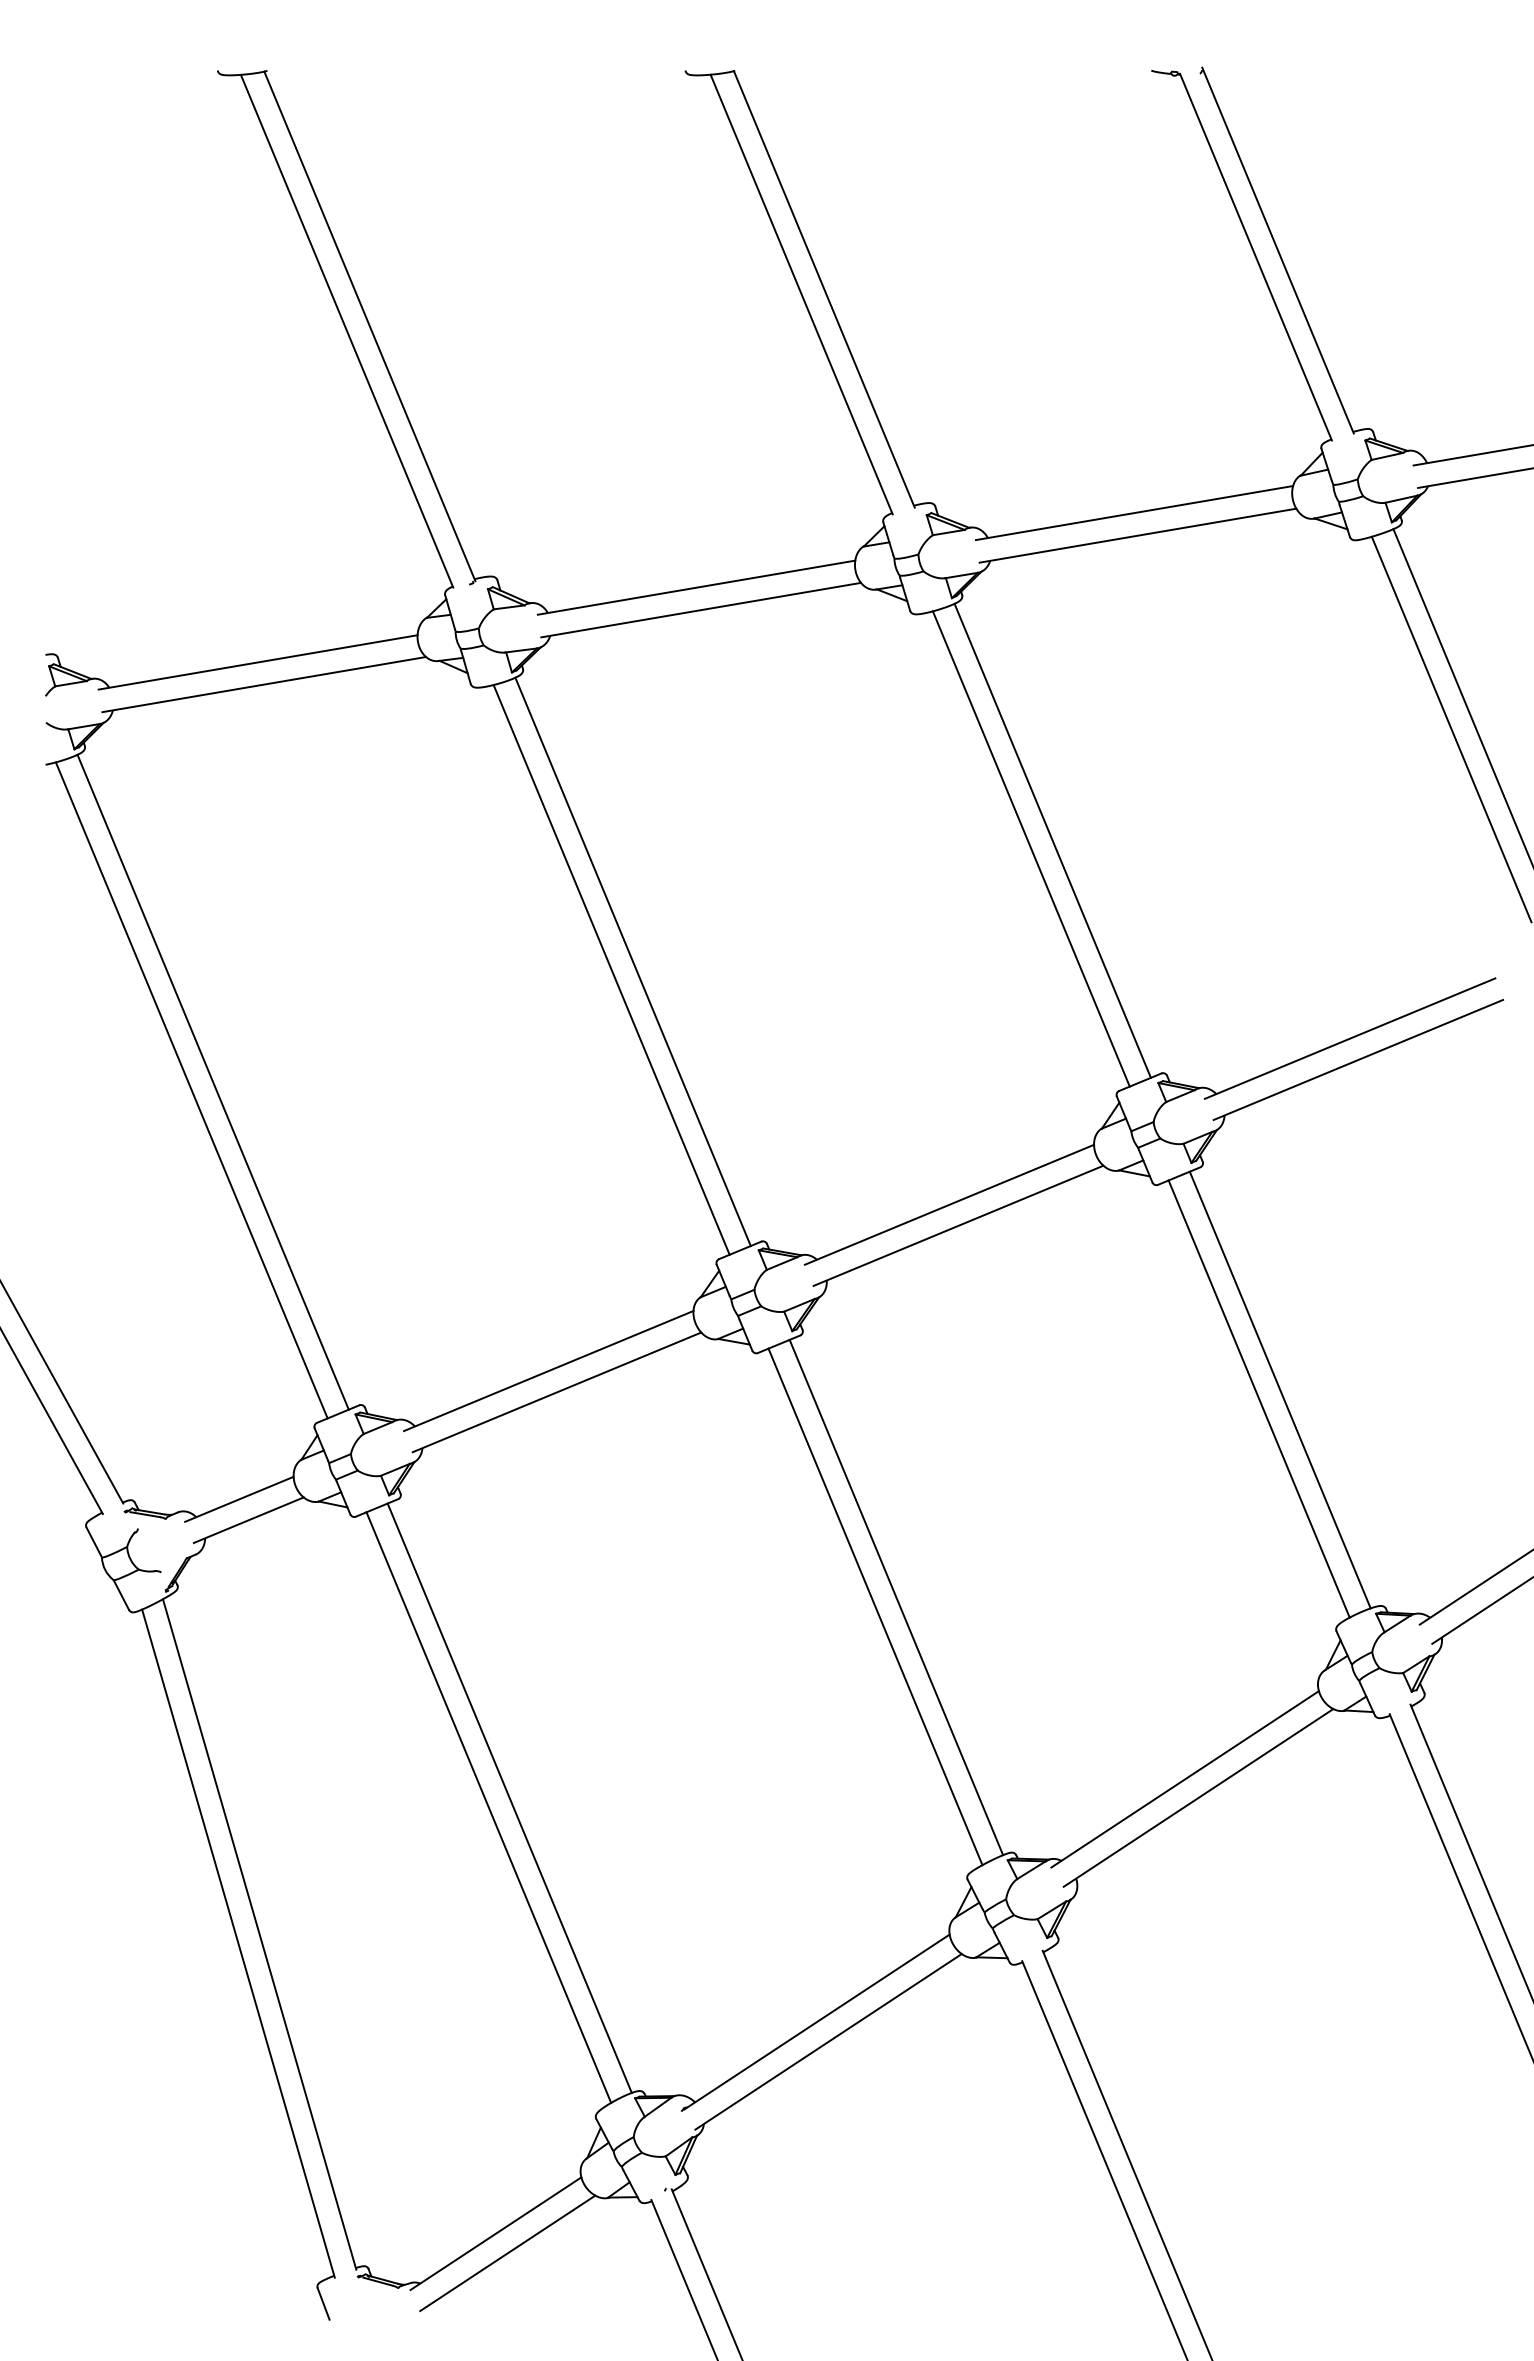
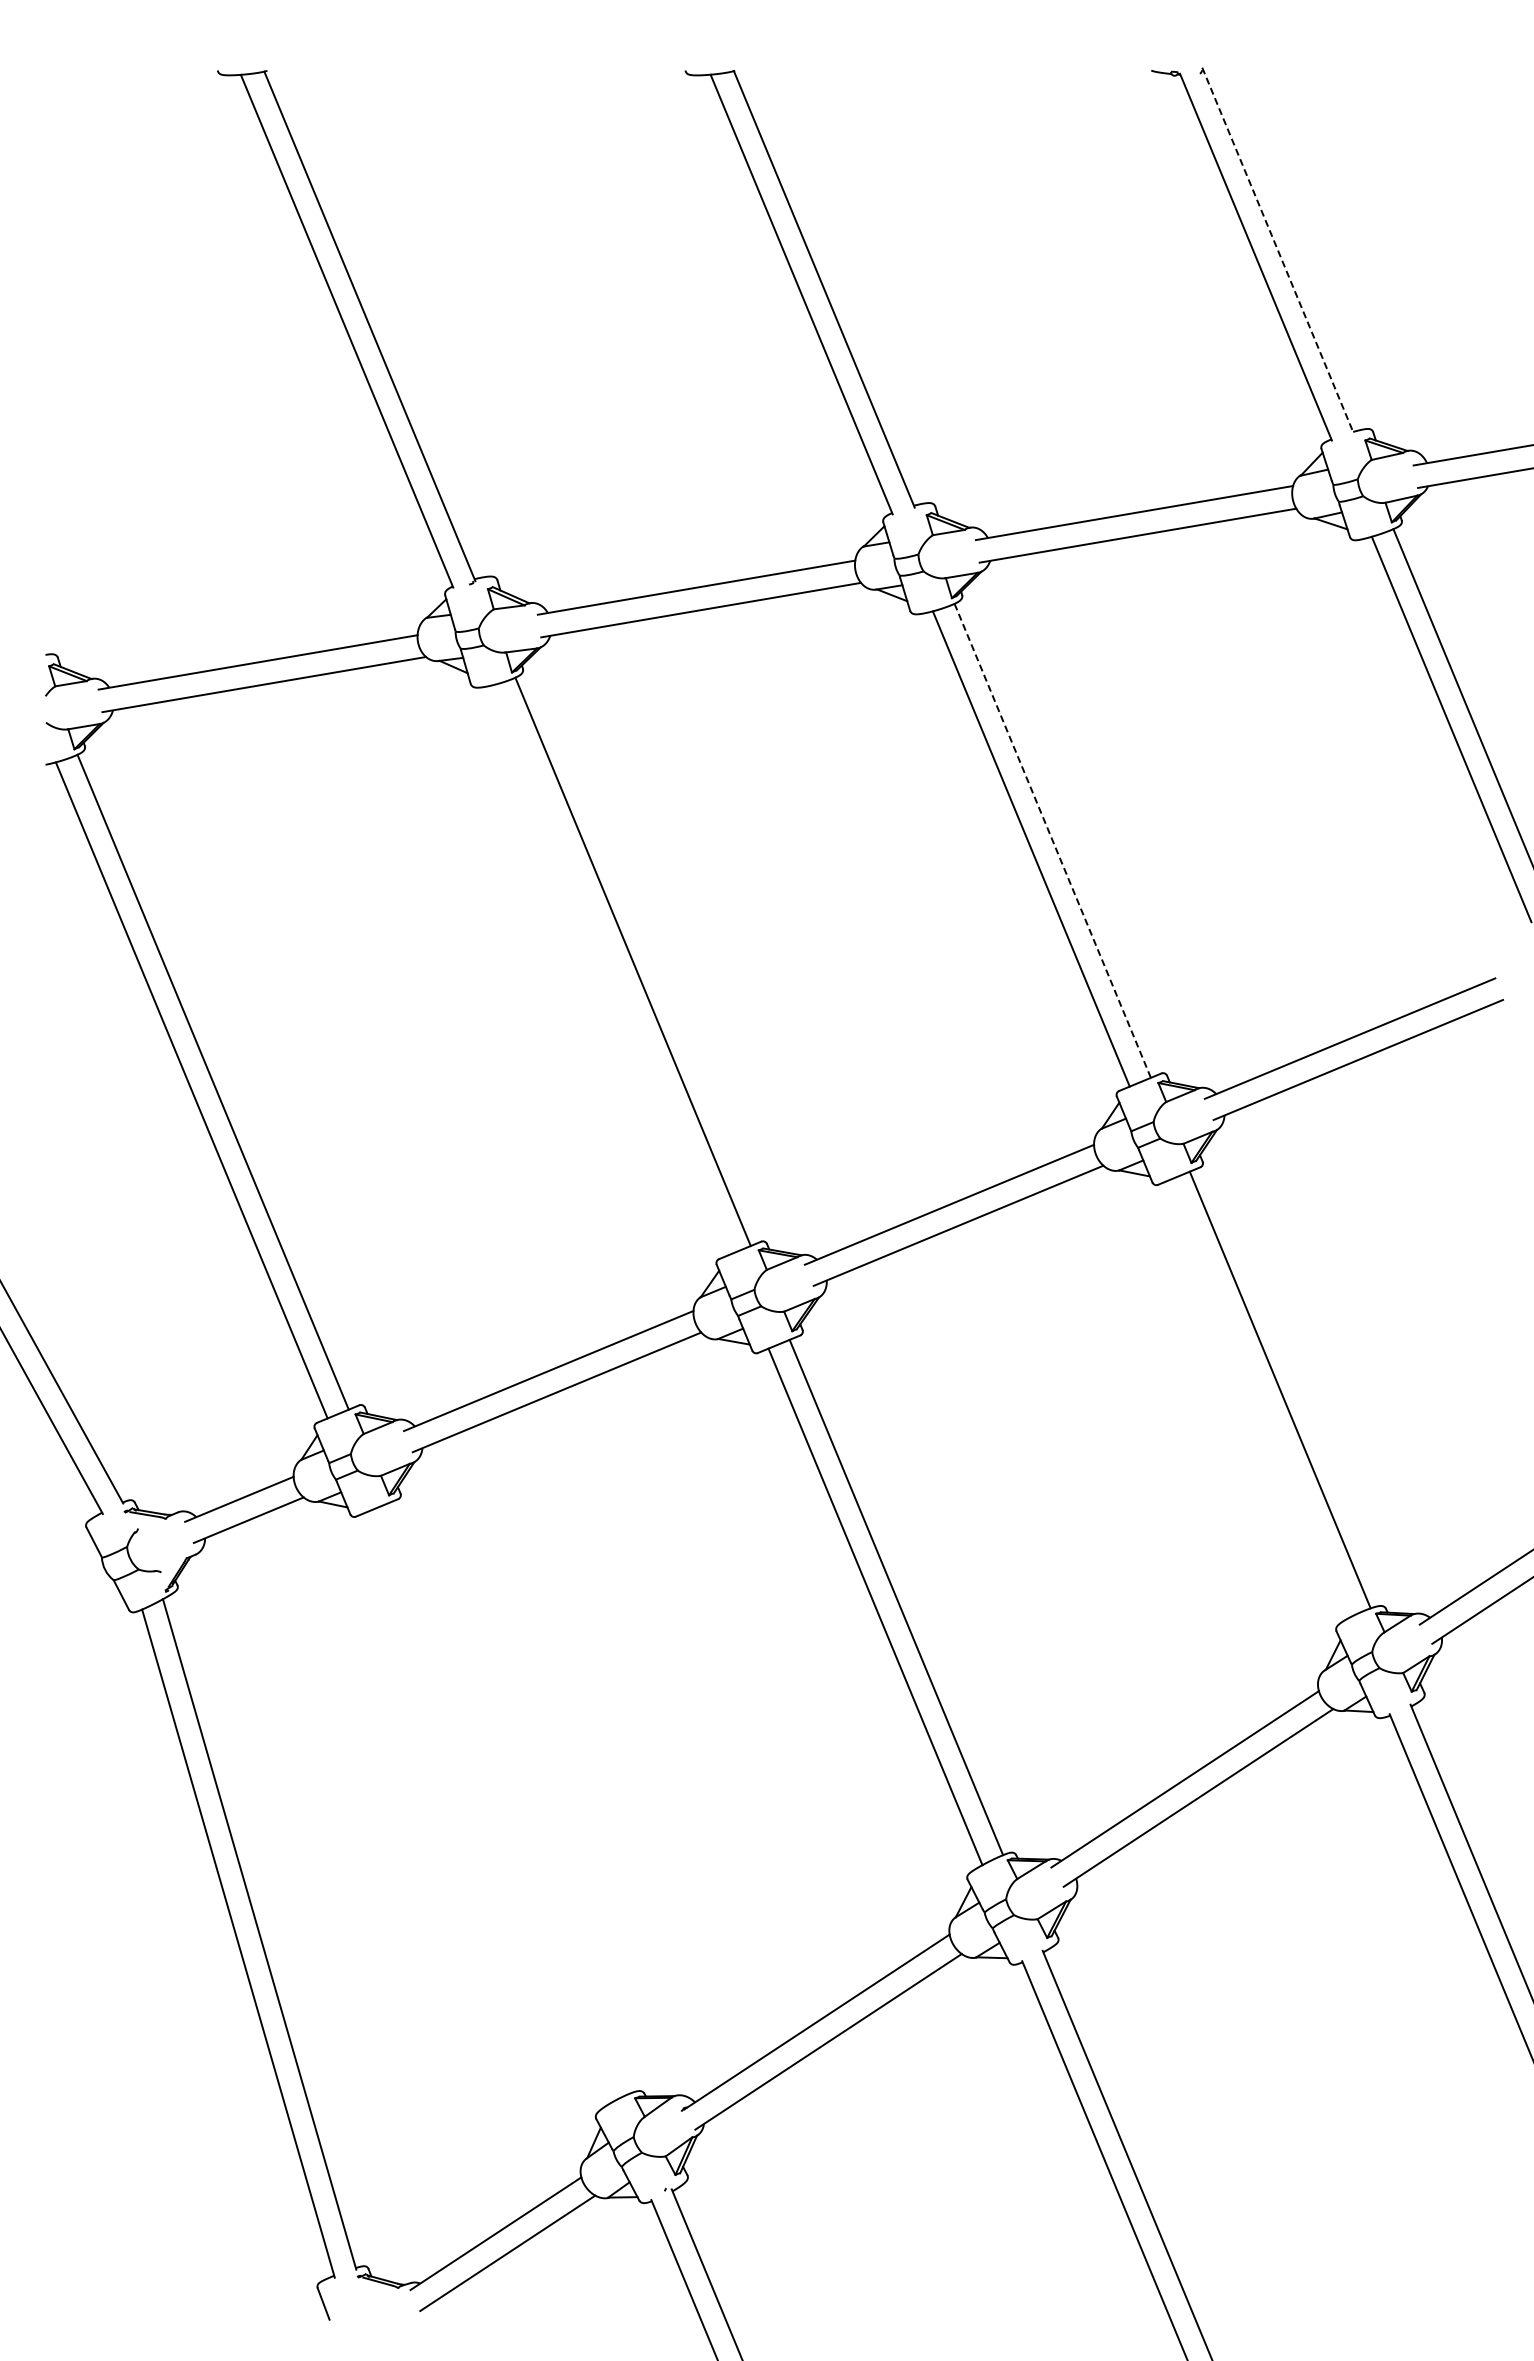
line: solid -> dashed (1278, 250)
line: solid -> dashed (1052, 840)
line: present -> none (611, 969)
line: present -> none (1258, 1398)
line: present -> none (509, 1797)
line: present -> none (488, 1807)
